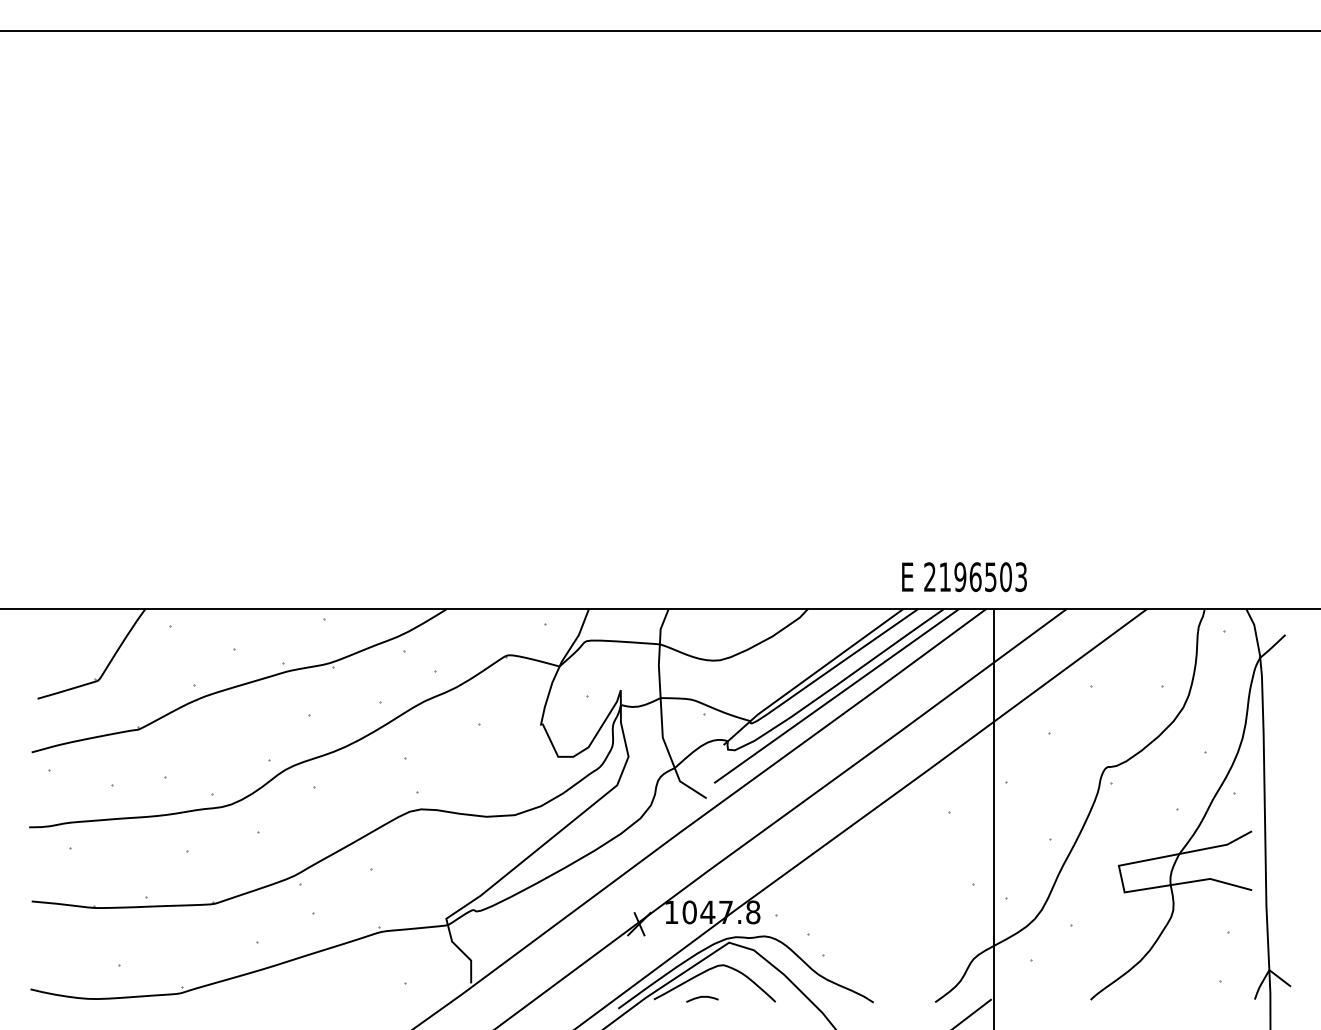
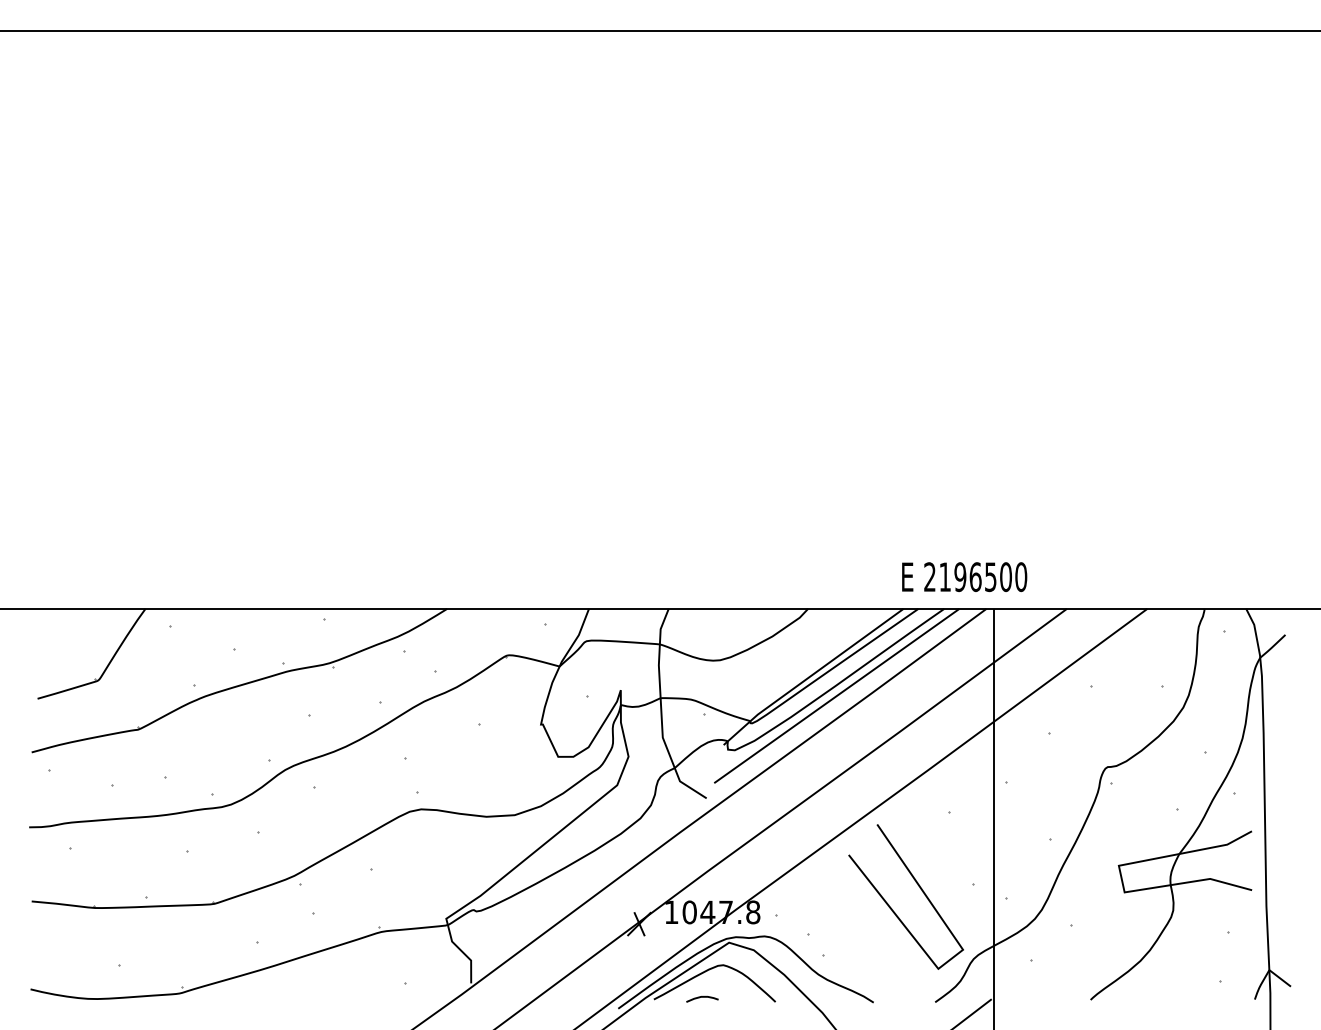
text: 2196503 -> 2196500 (1021, 577)
line: none -> present (919, 888)
